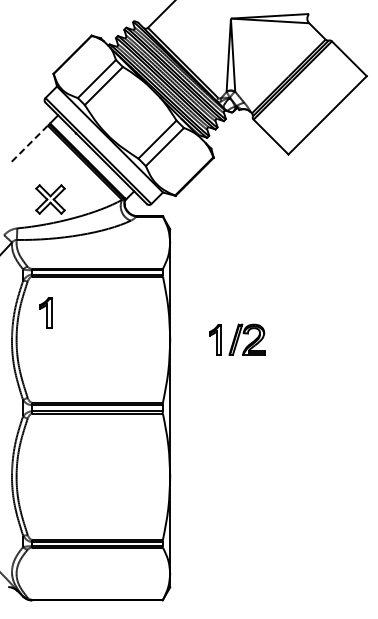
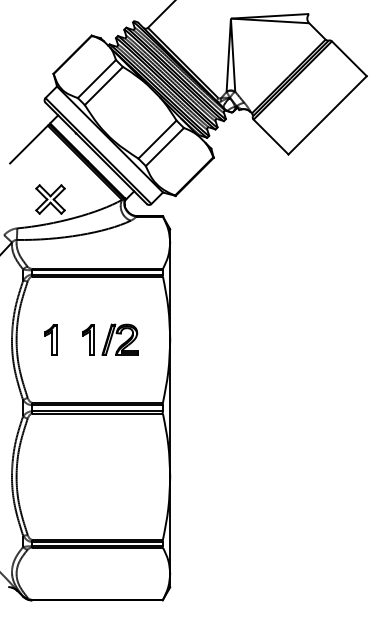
line: dashed -> solid (28, 144)
part position: (45, 312) -> (50, 339) (50, 339)
part position: (237, 339) -> (110, 339) (110, 339)
